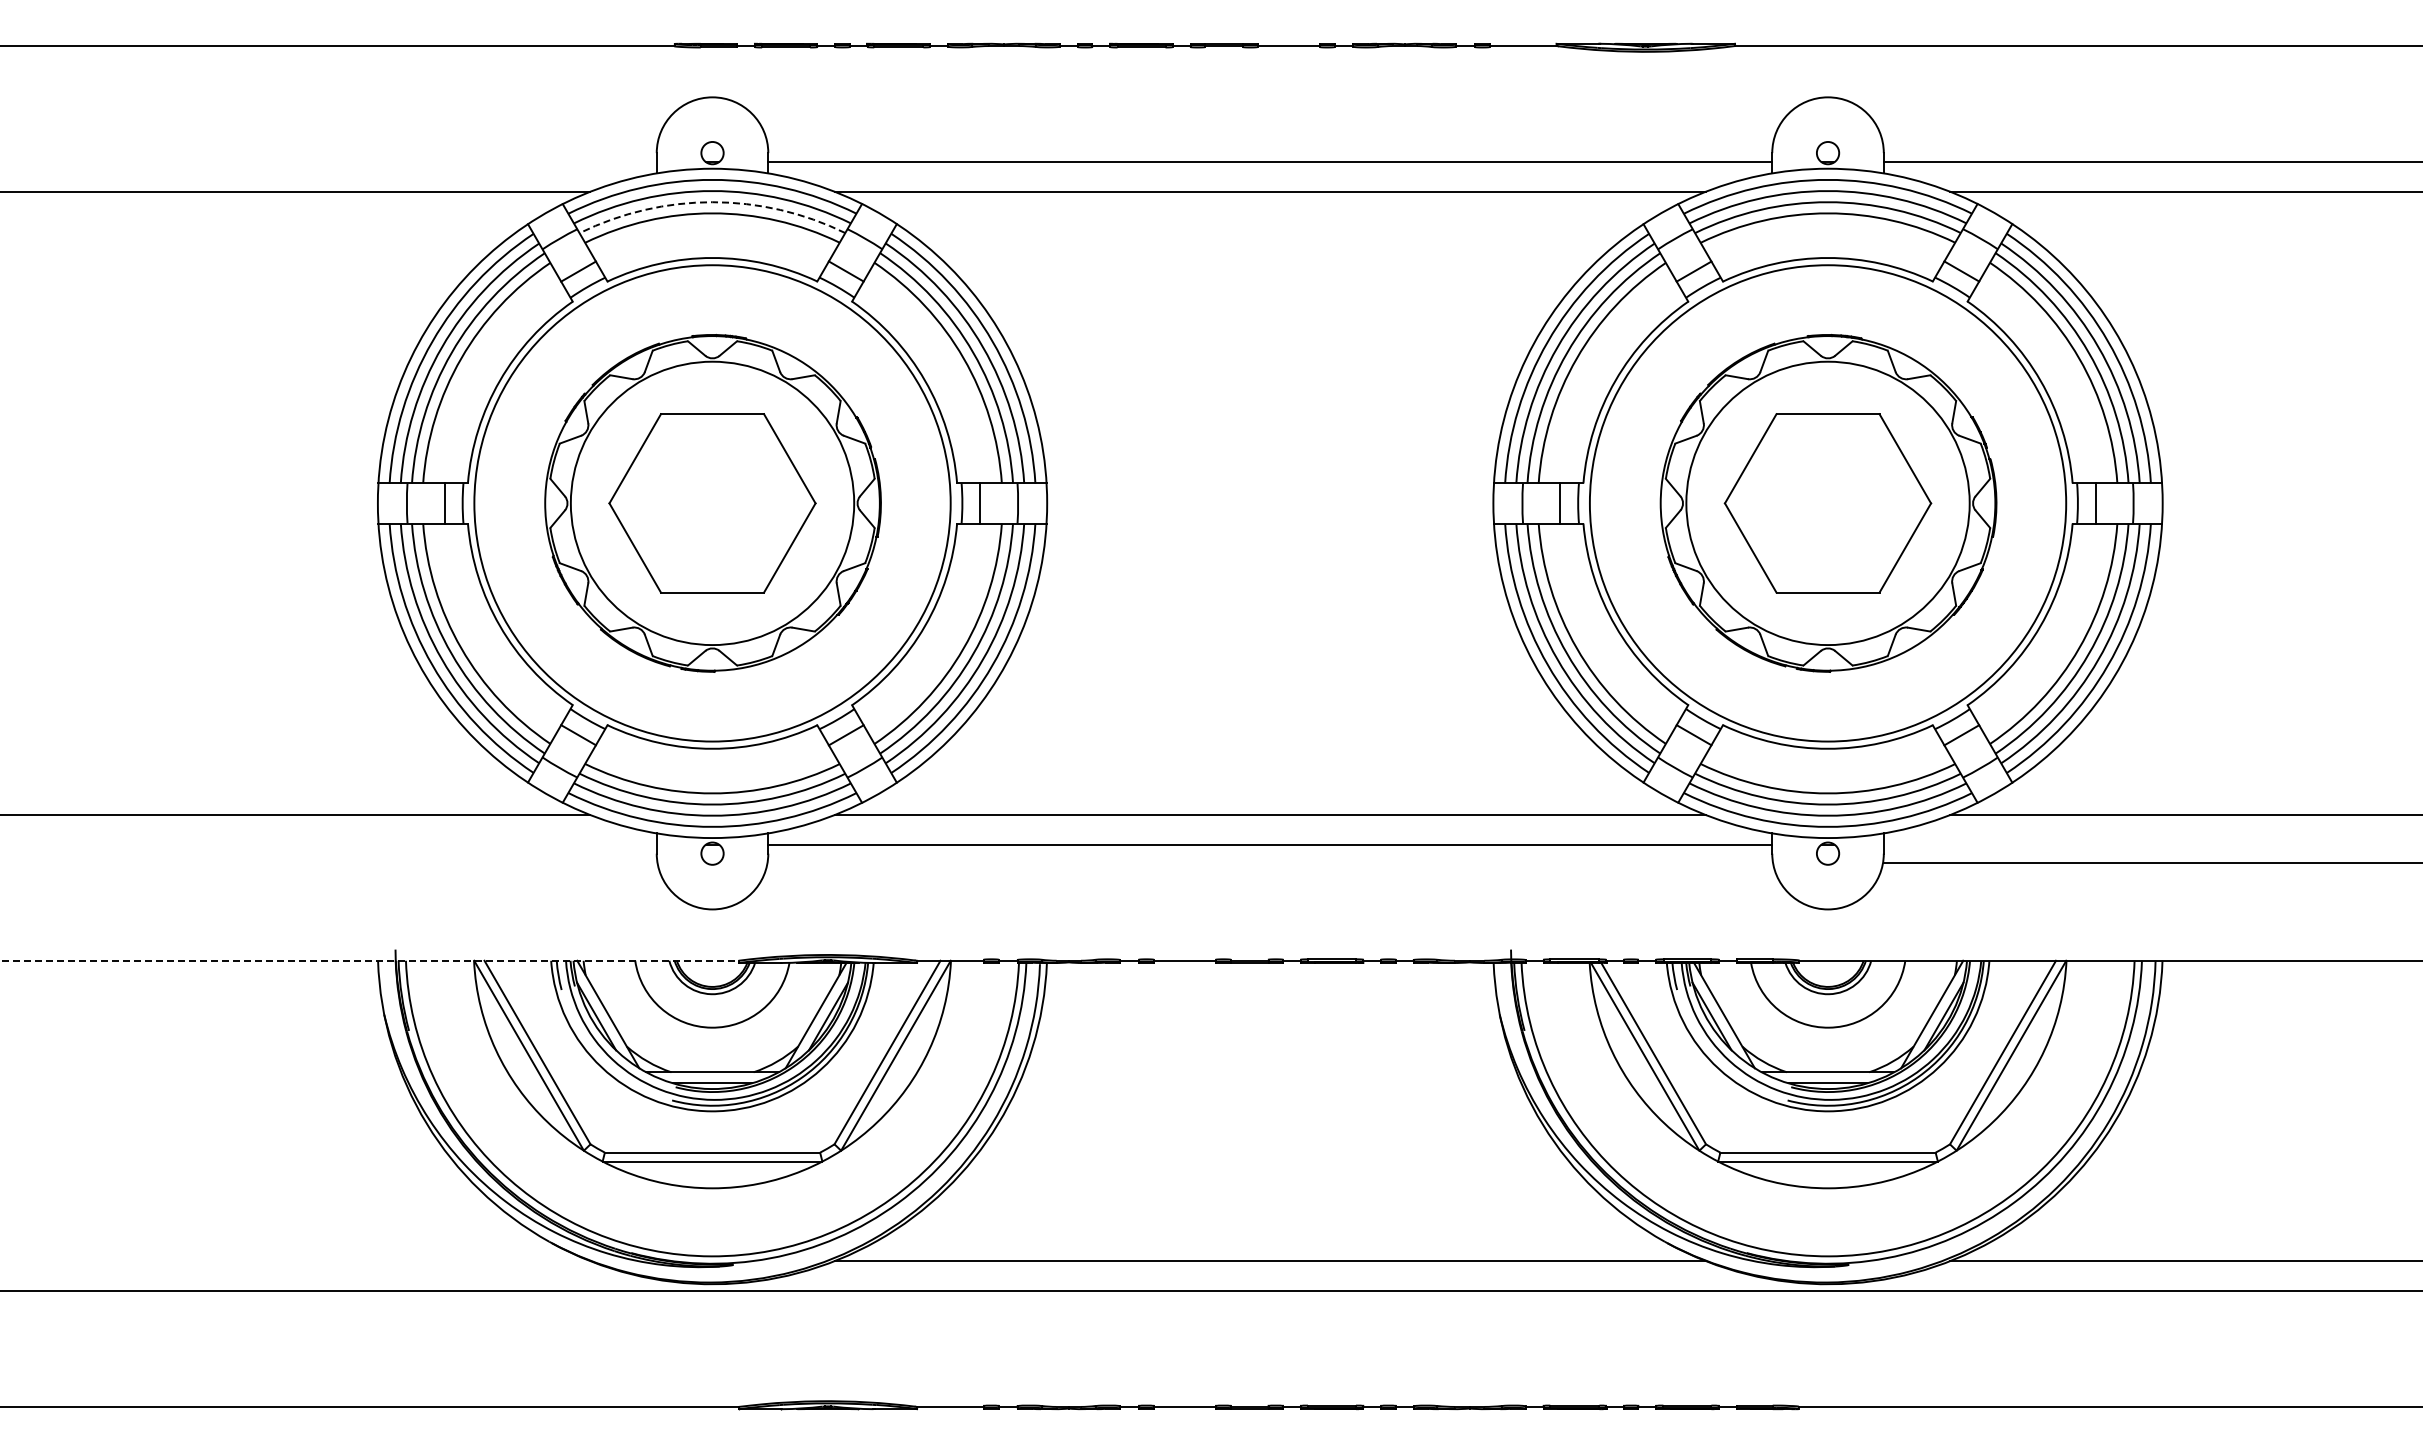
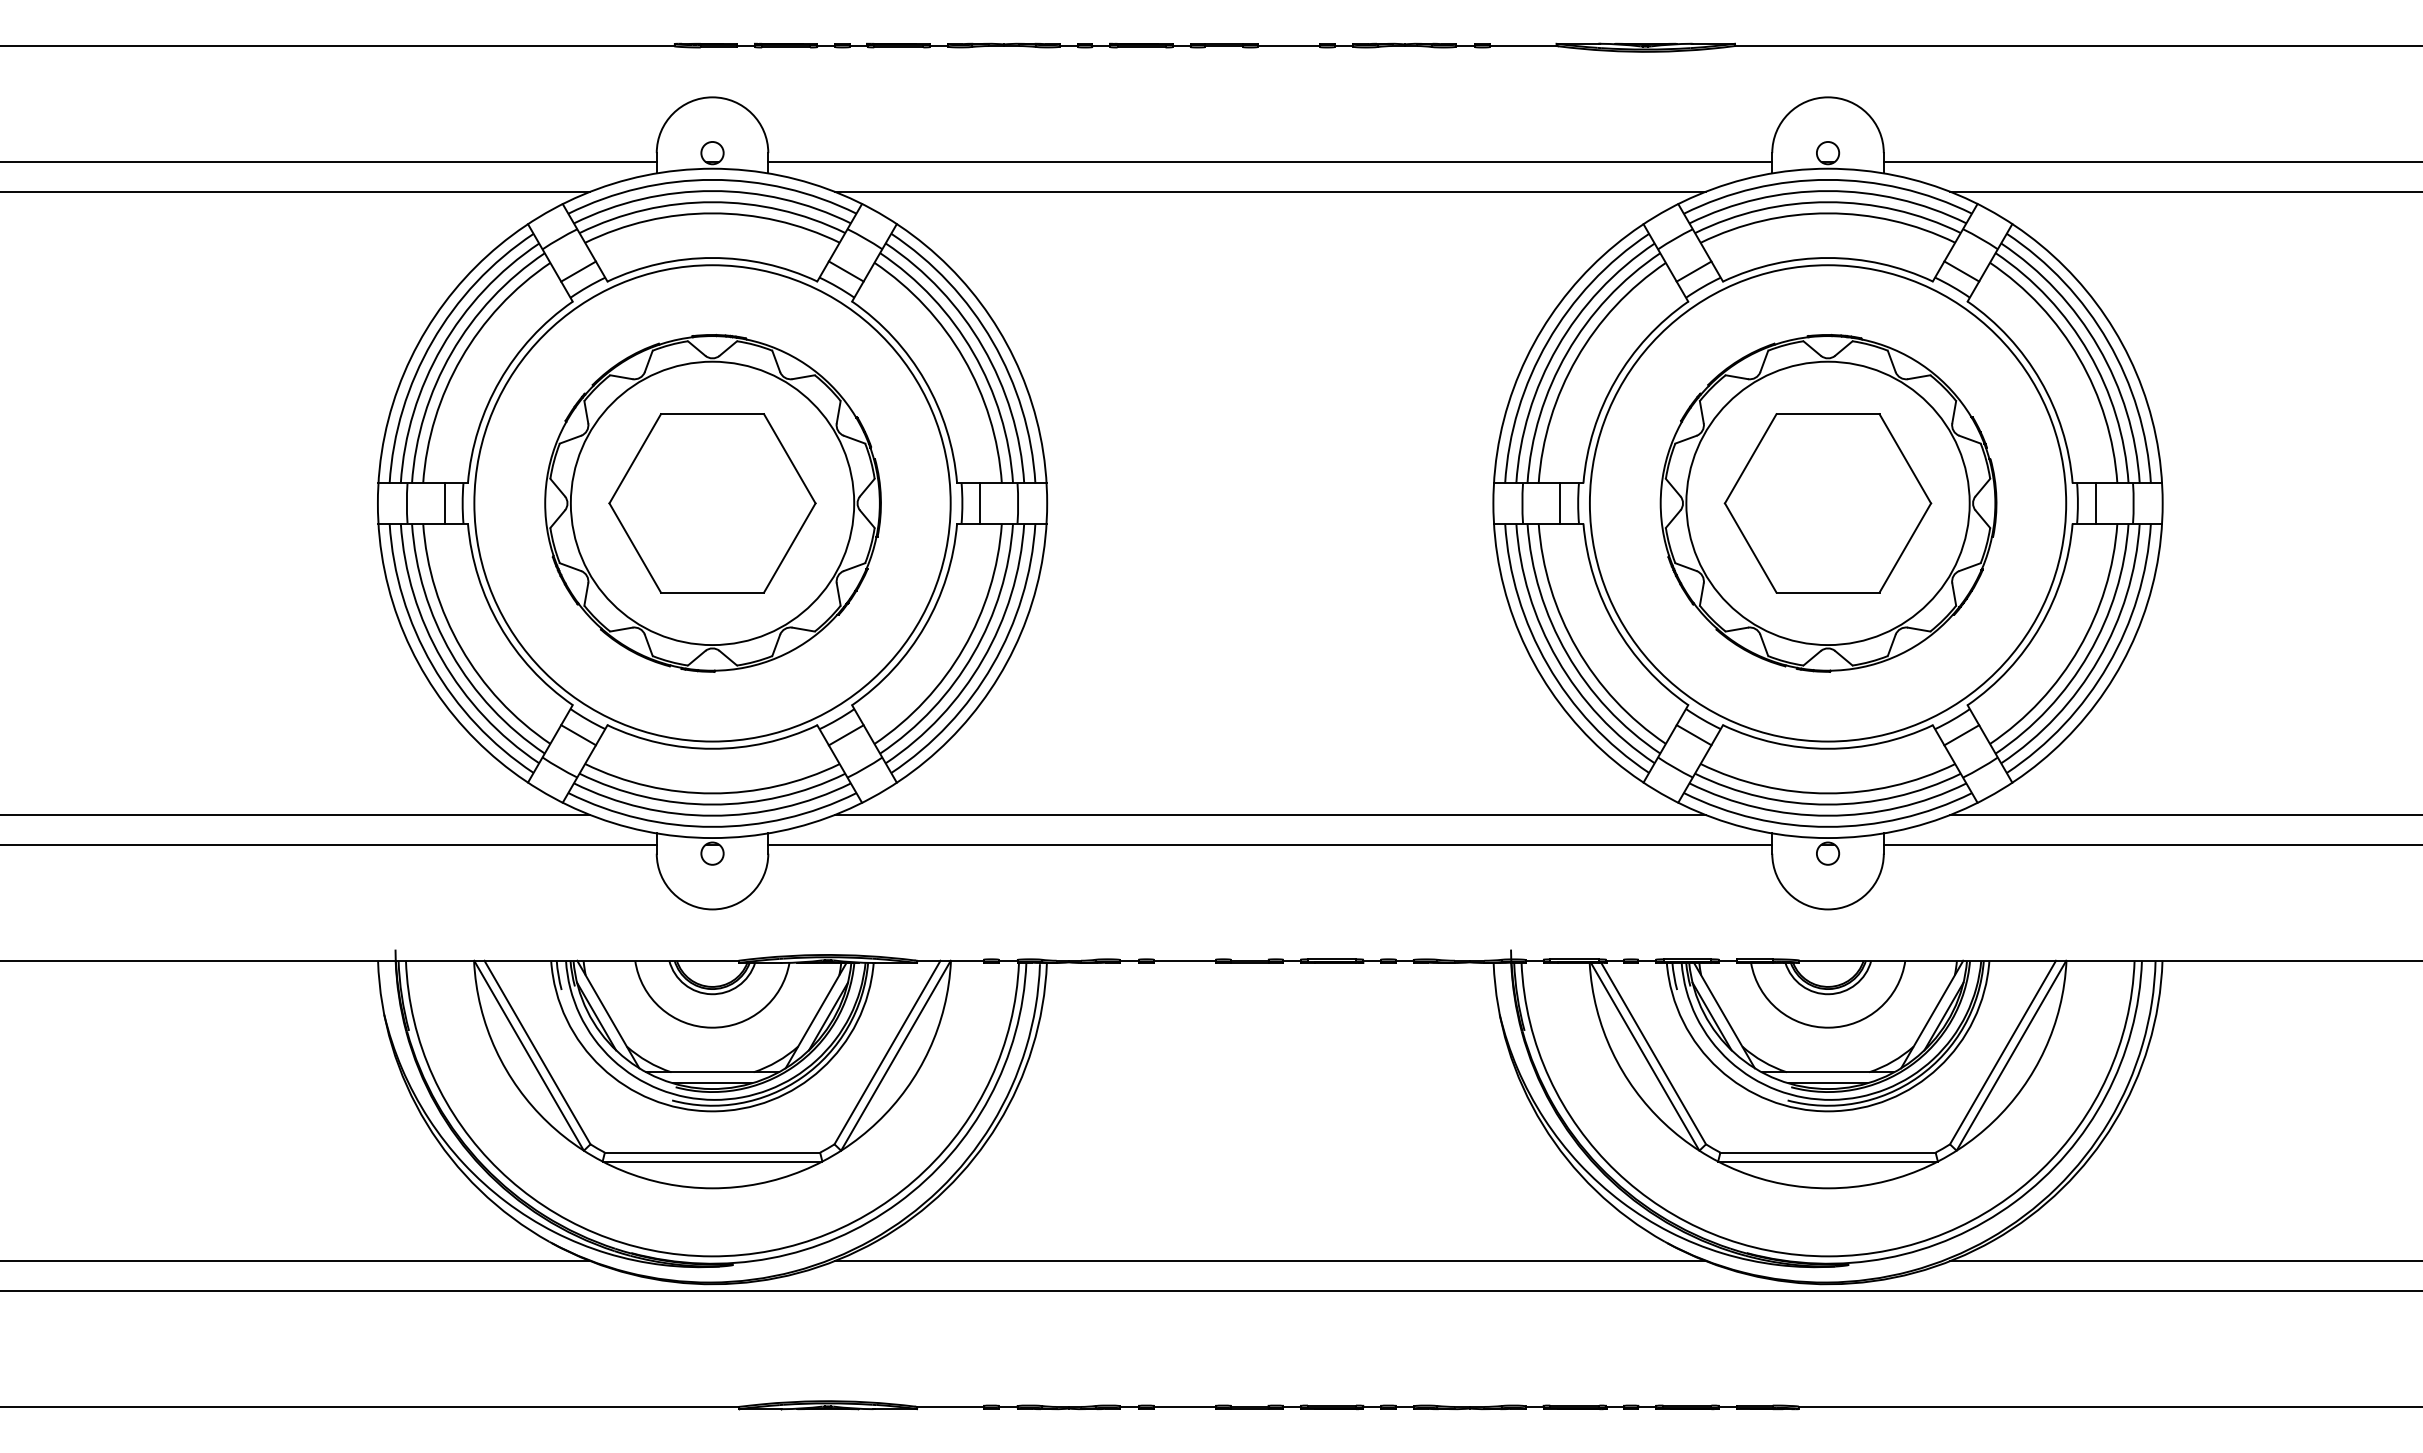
line: none -> present (329, 162)
arc: dashed -> solid (712, 202)
line: none -> present (329, 844)
line position: (2151, 862) -> (2151, 844) (2151, 844)
line: dashed -> solid (370, 960)
line: none -> present (296, 1261)
